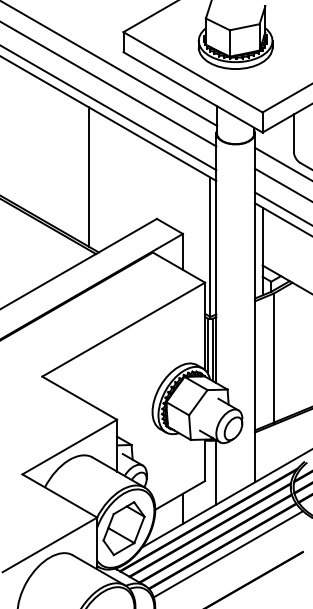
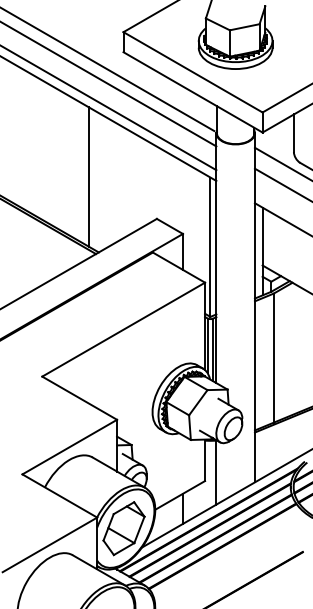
line position: (109, 64) -> (108, 69) (108, 69)
line: present -> none (281, 207)
line: present -> none (227, 554)
